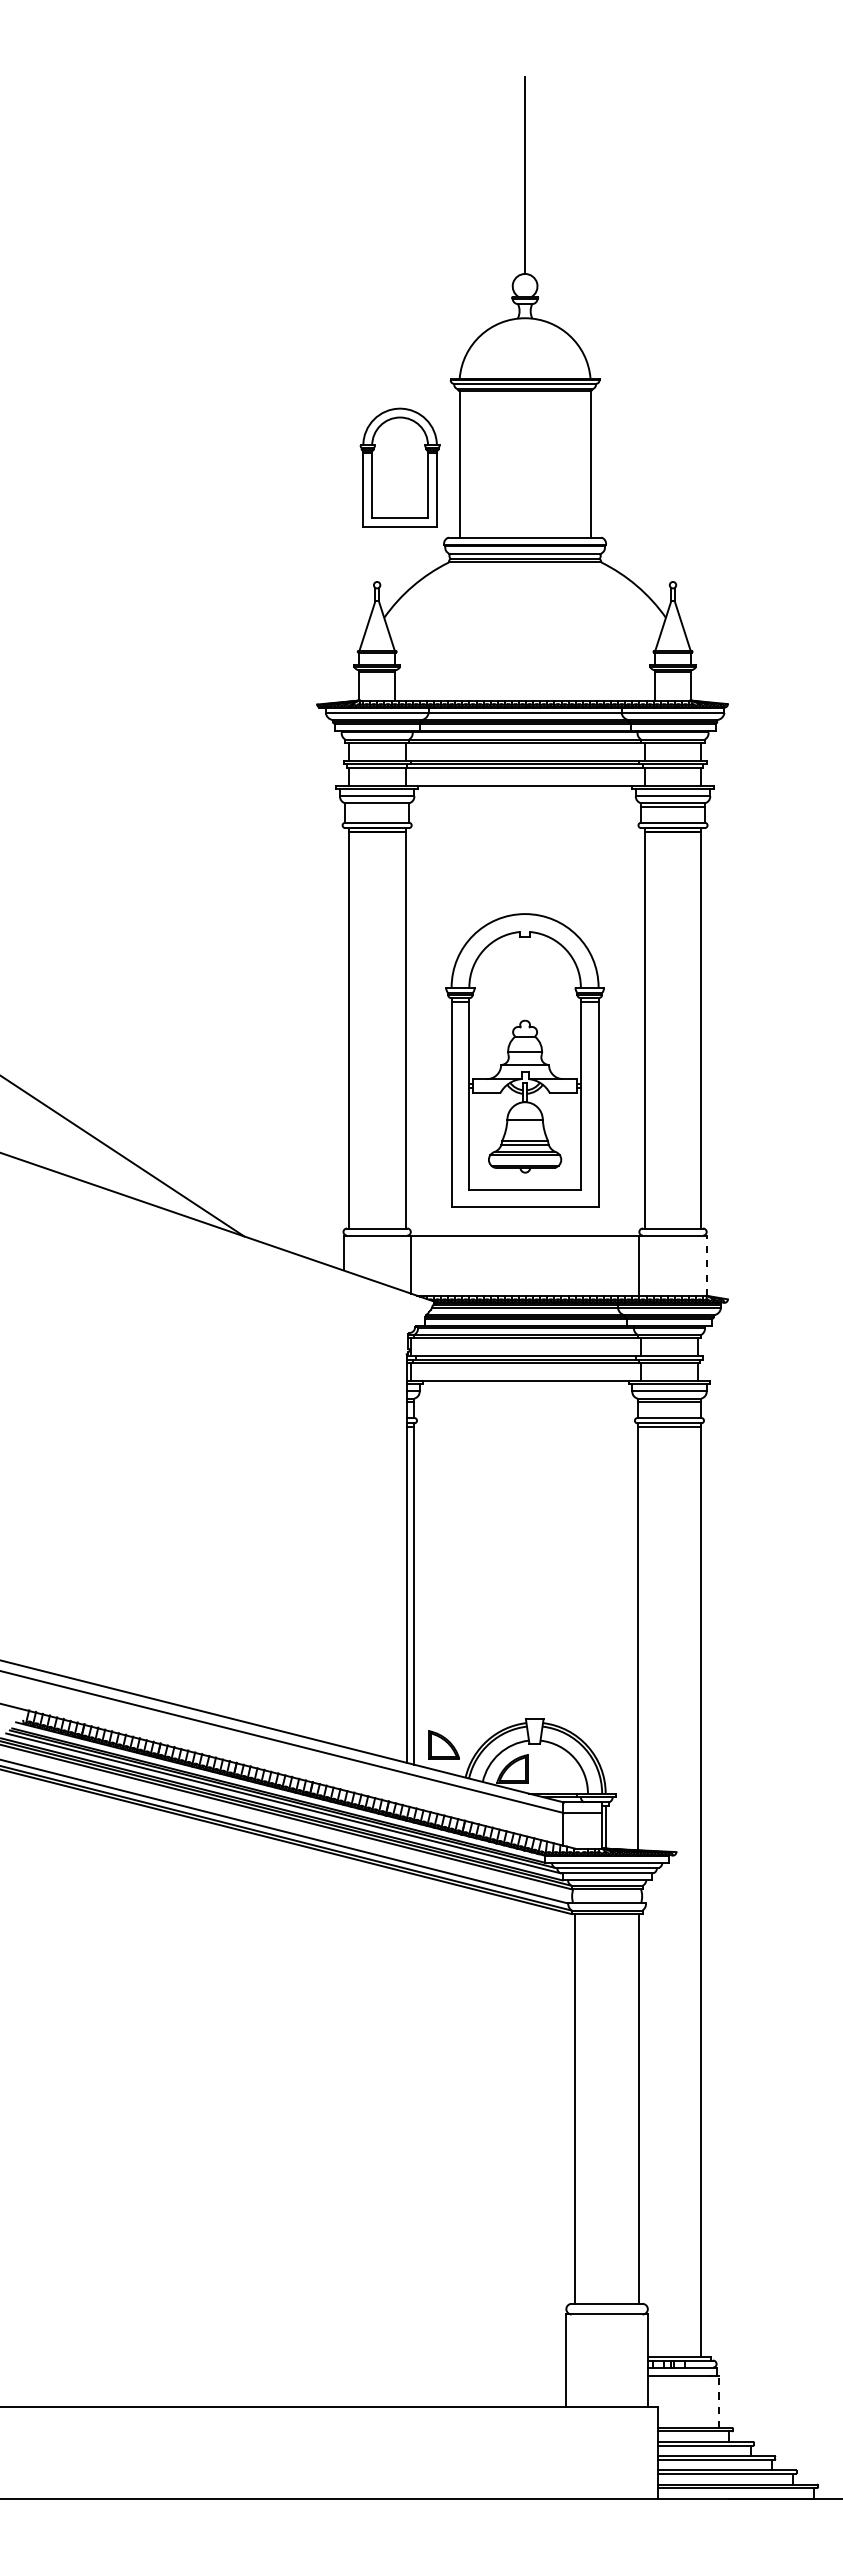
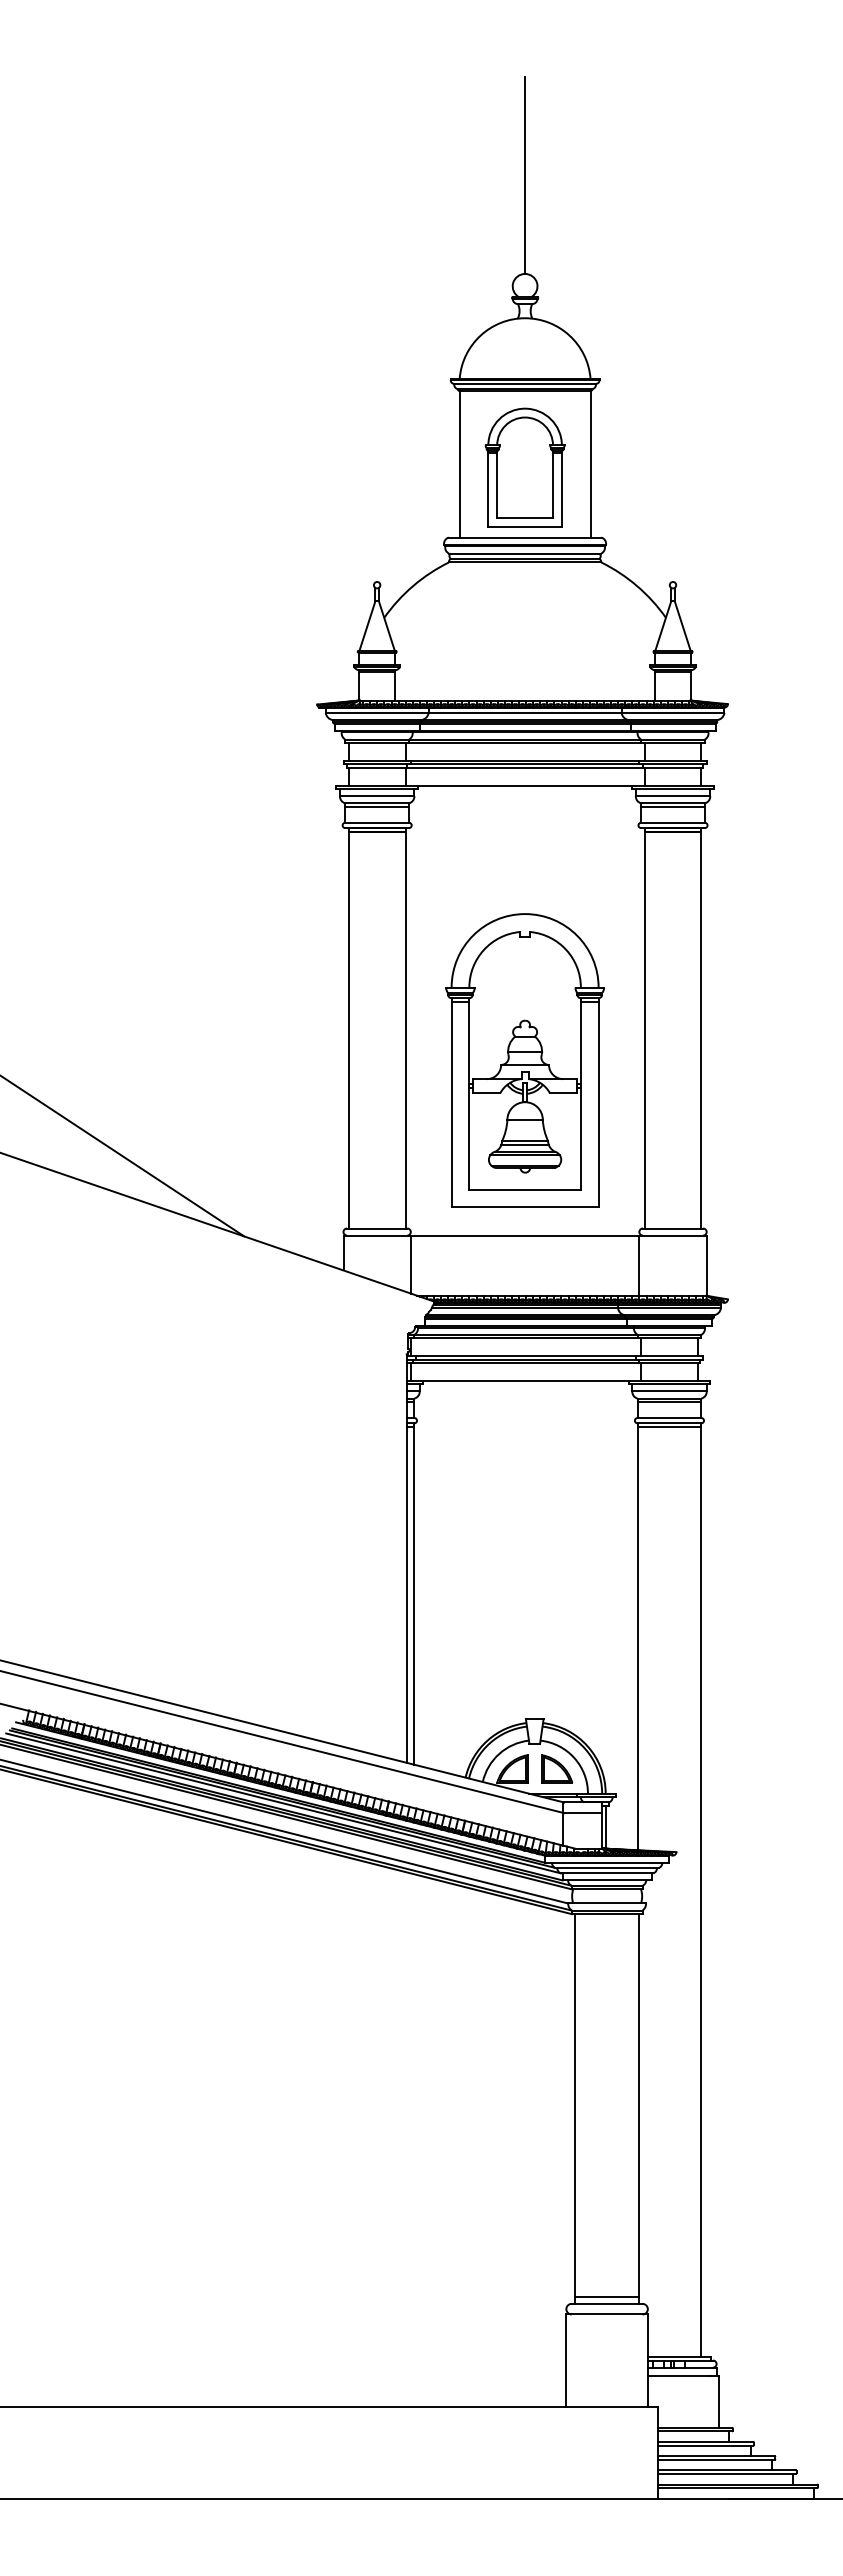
part position: (399, 467) -> (524, 467) (524, 467)
line: none -> present (377, 806)
line: dashed -> solid (706, 1265)
part position: (443, 1744) -> (556, 1768) (556, 1768)
line: none -> present (606, 2296)
line: dashed -> solid (718, 2402)
